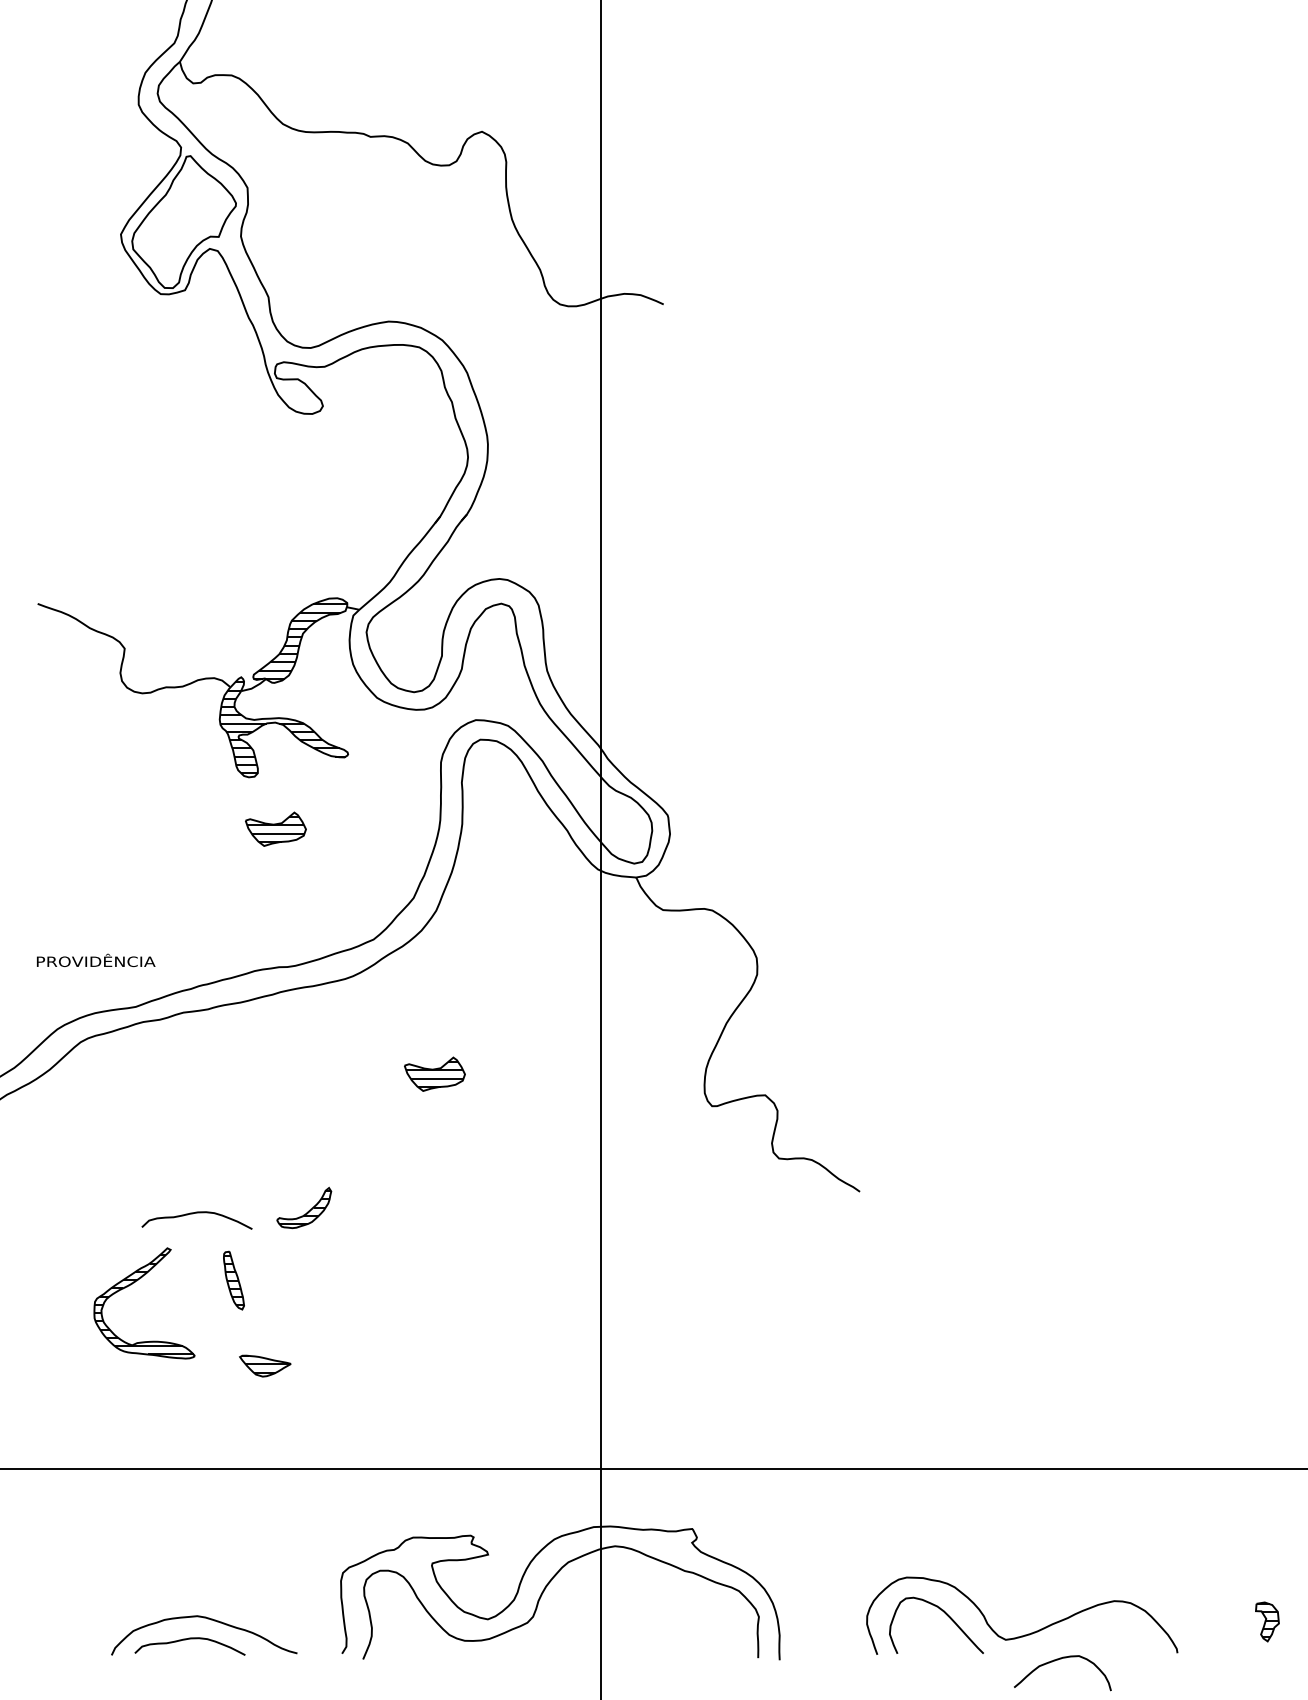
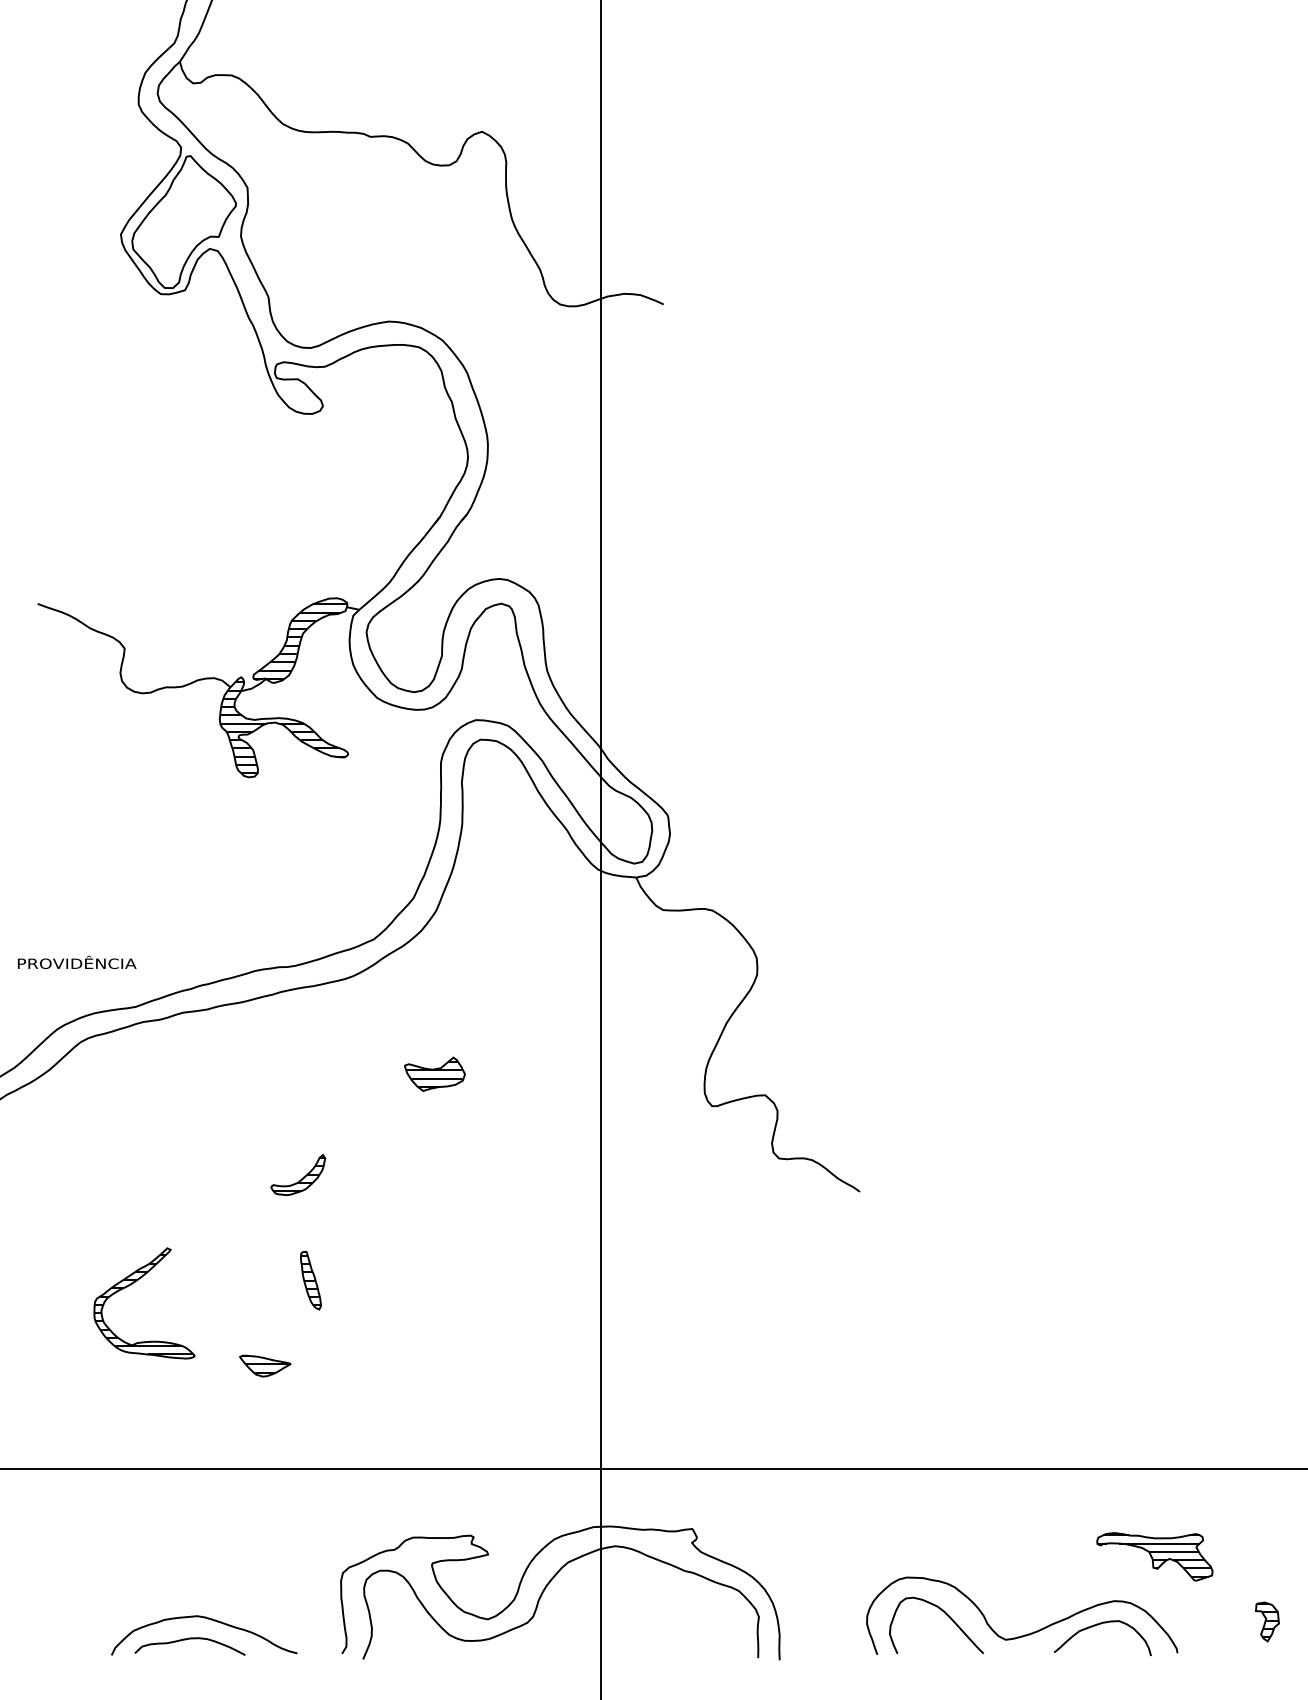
part: present -> none (275, 828)
text position: (96, 960) -> (77, 962) (77, 962)
part position: (304, 1207) -> (298, 1174) (298, 1174)
curve: present -> none (193, 1214)
part position: (233, 1280) -> (310, 1280) (310, 1280)
part: none -> present (1154, 1556)
curve position: (1058, 1660) -> (1098, 1625) (1098, 1625)
